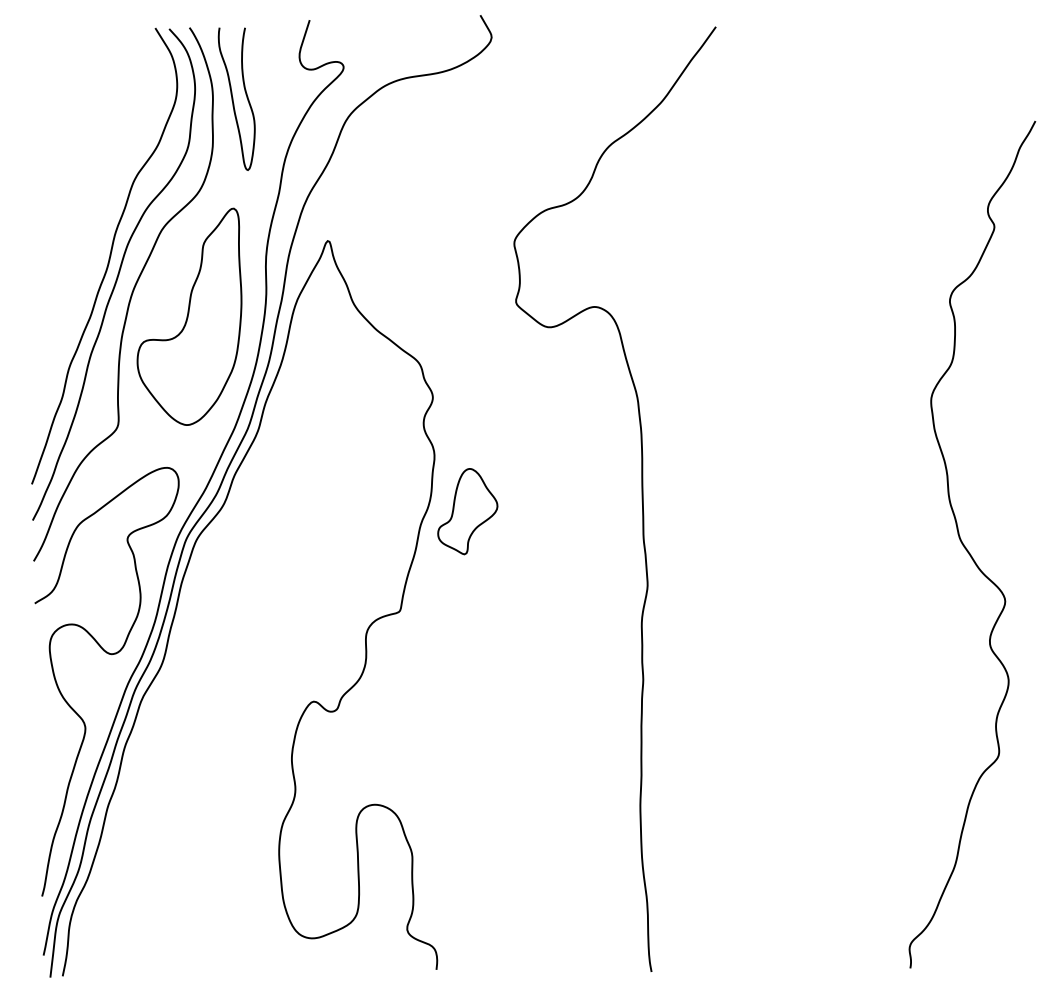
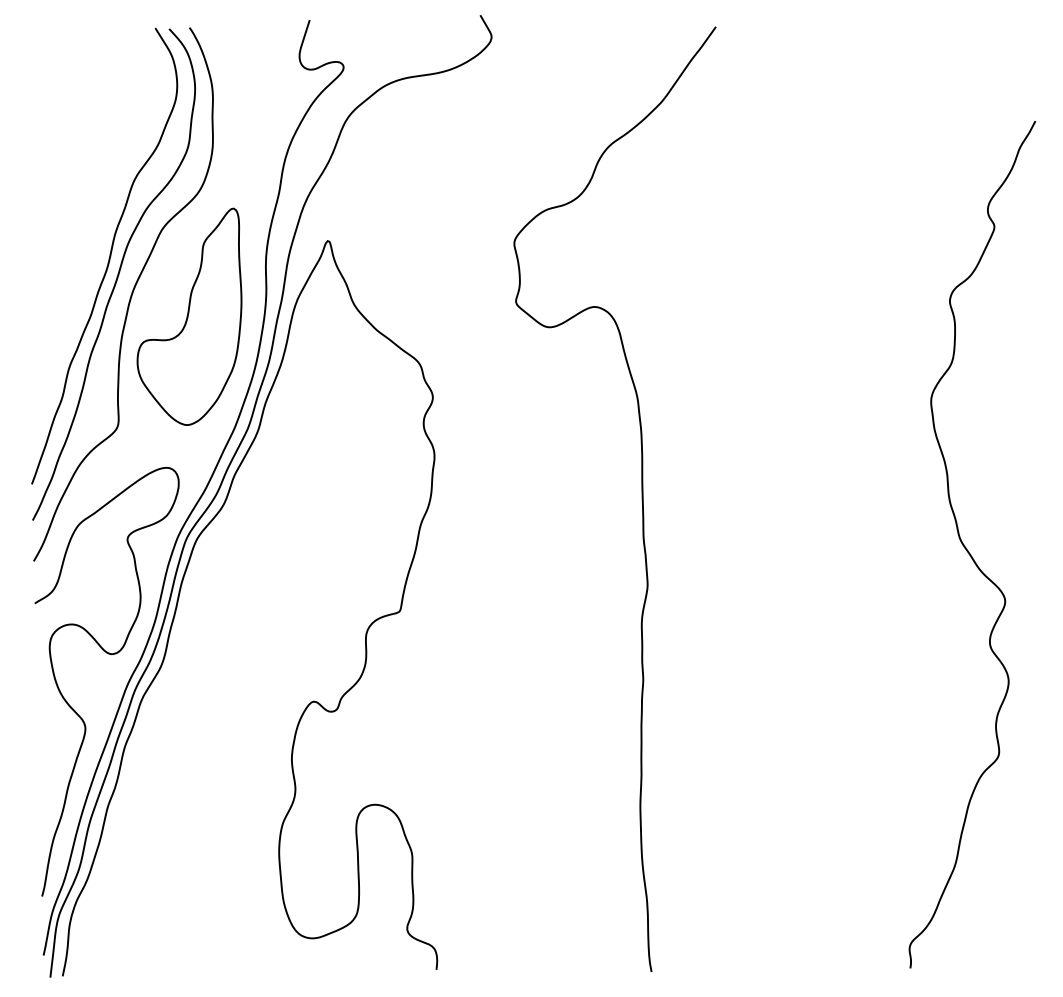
curve: present -> none (233, 98)
part: present -> none (467, 511)
